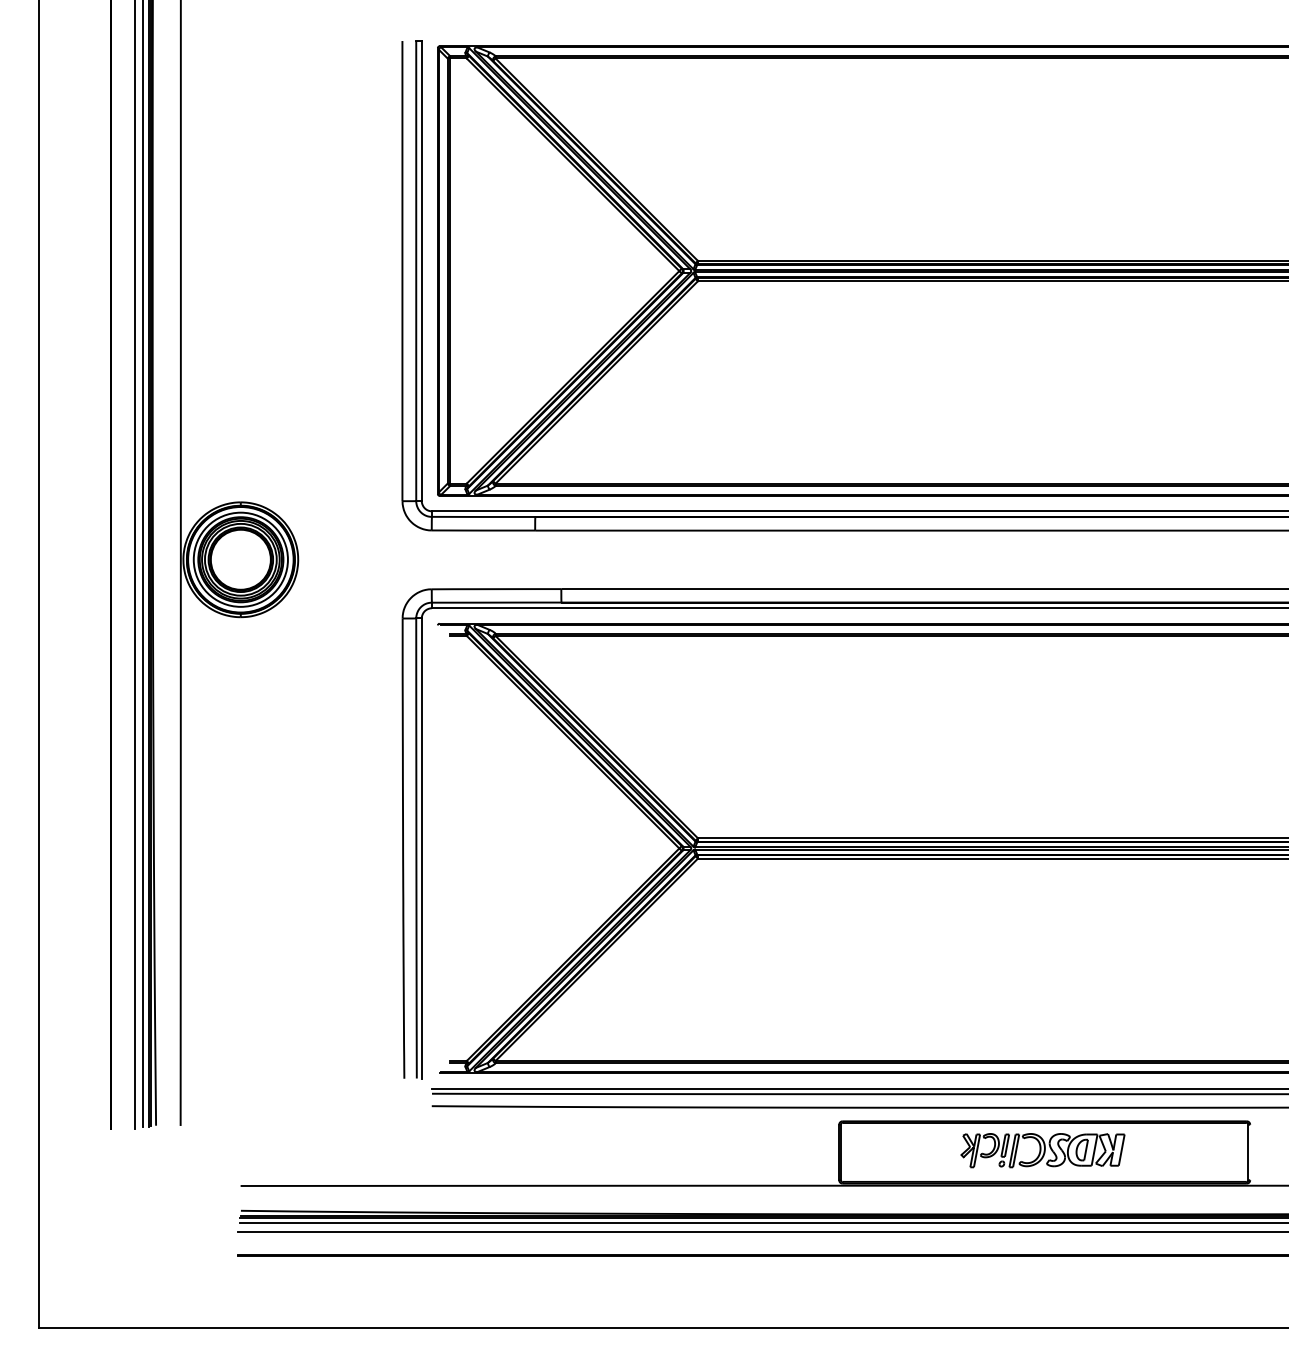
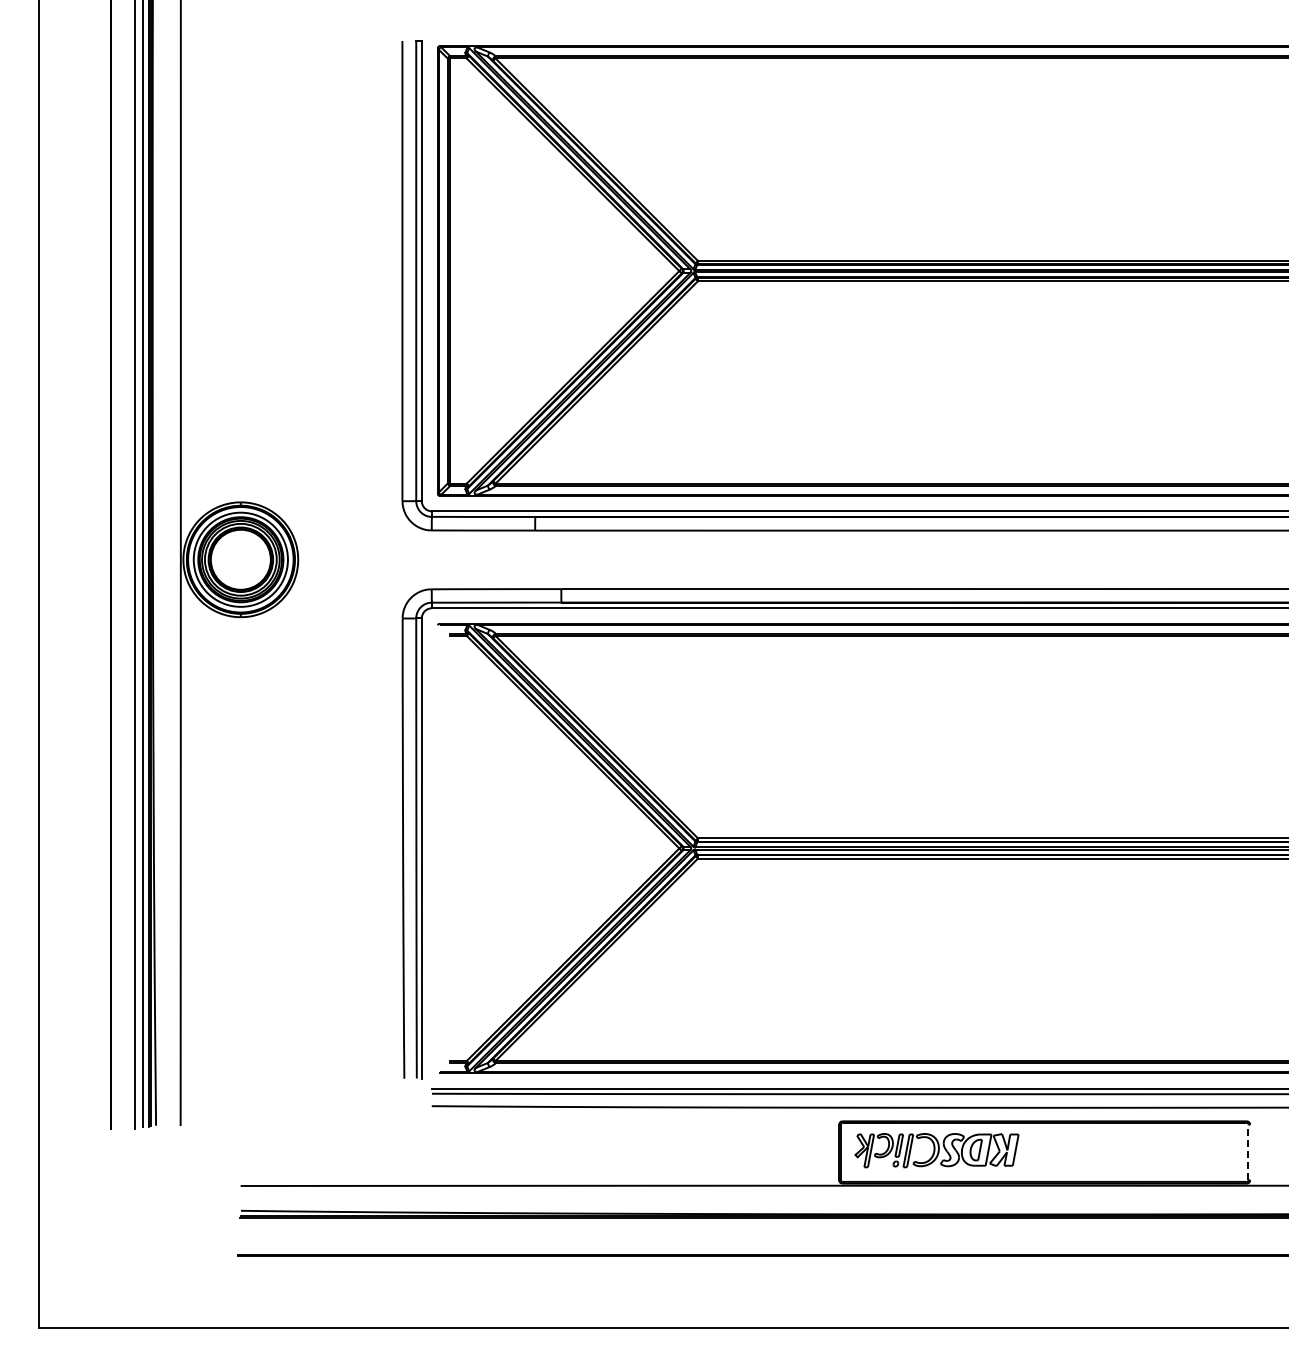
part position: (1042, 1150) -> (936, 1150) (936, 1150)
line: solid -> dashed (1248, 1152)
line: present -> none (762, 1223)
line: present -> none (761, 1232)
